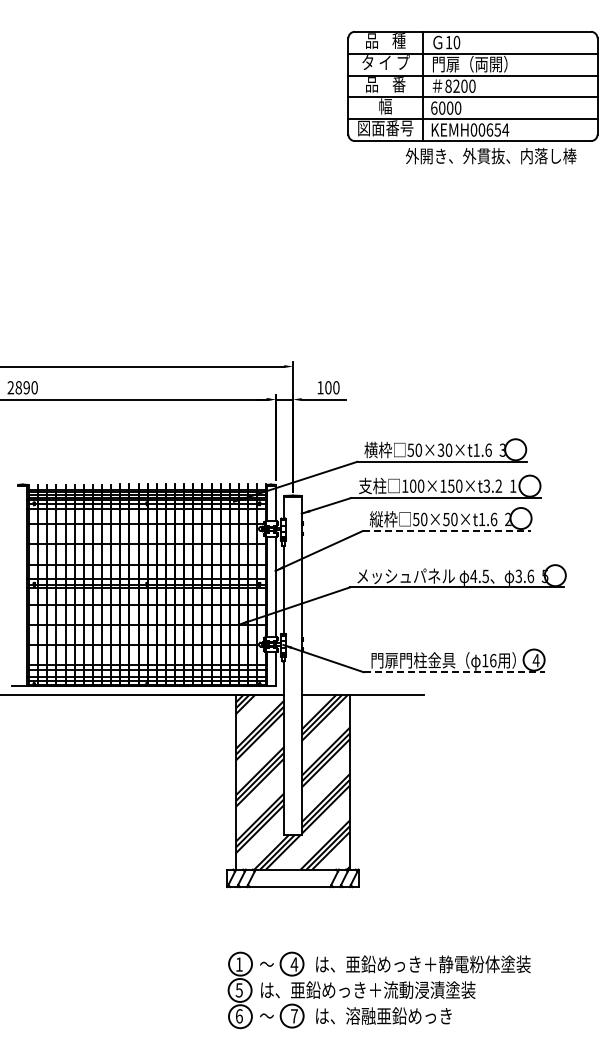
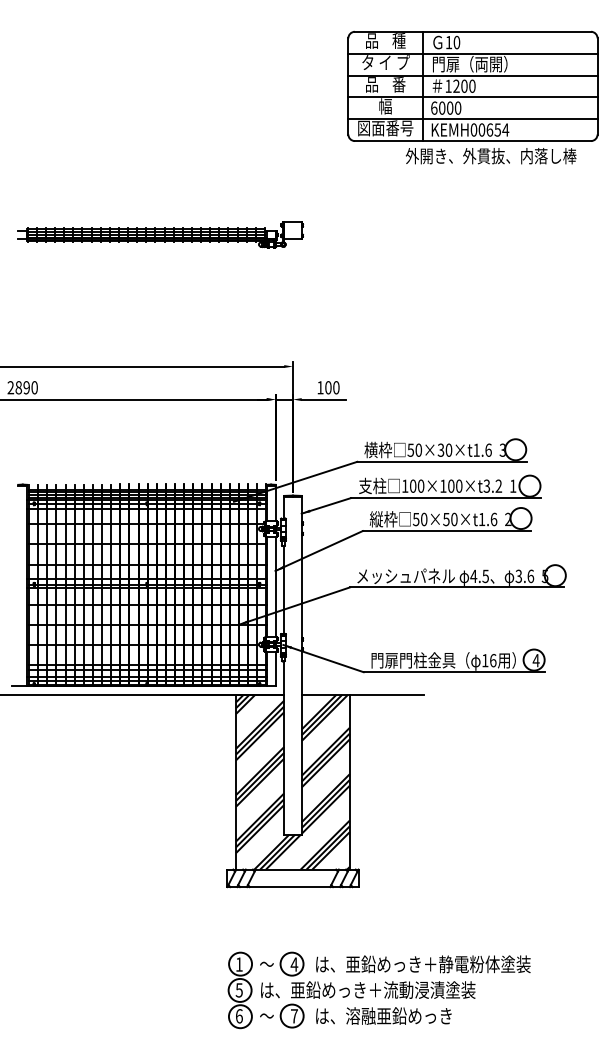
text: 8200 -> 1200 (448, 85)
part: none -> present (160, 234)
text: 100×150×t3.2 -> 100×100×t3.2 (451, 485)
line: dashed -> solid (447, 531)
line: dashed -> solid (454, 672)
